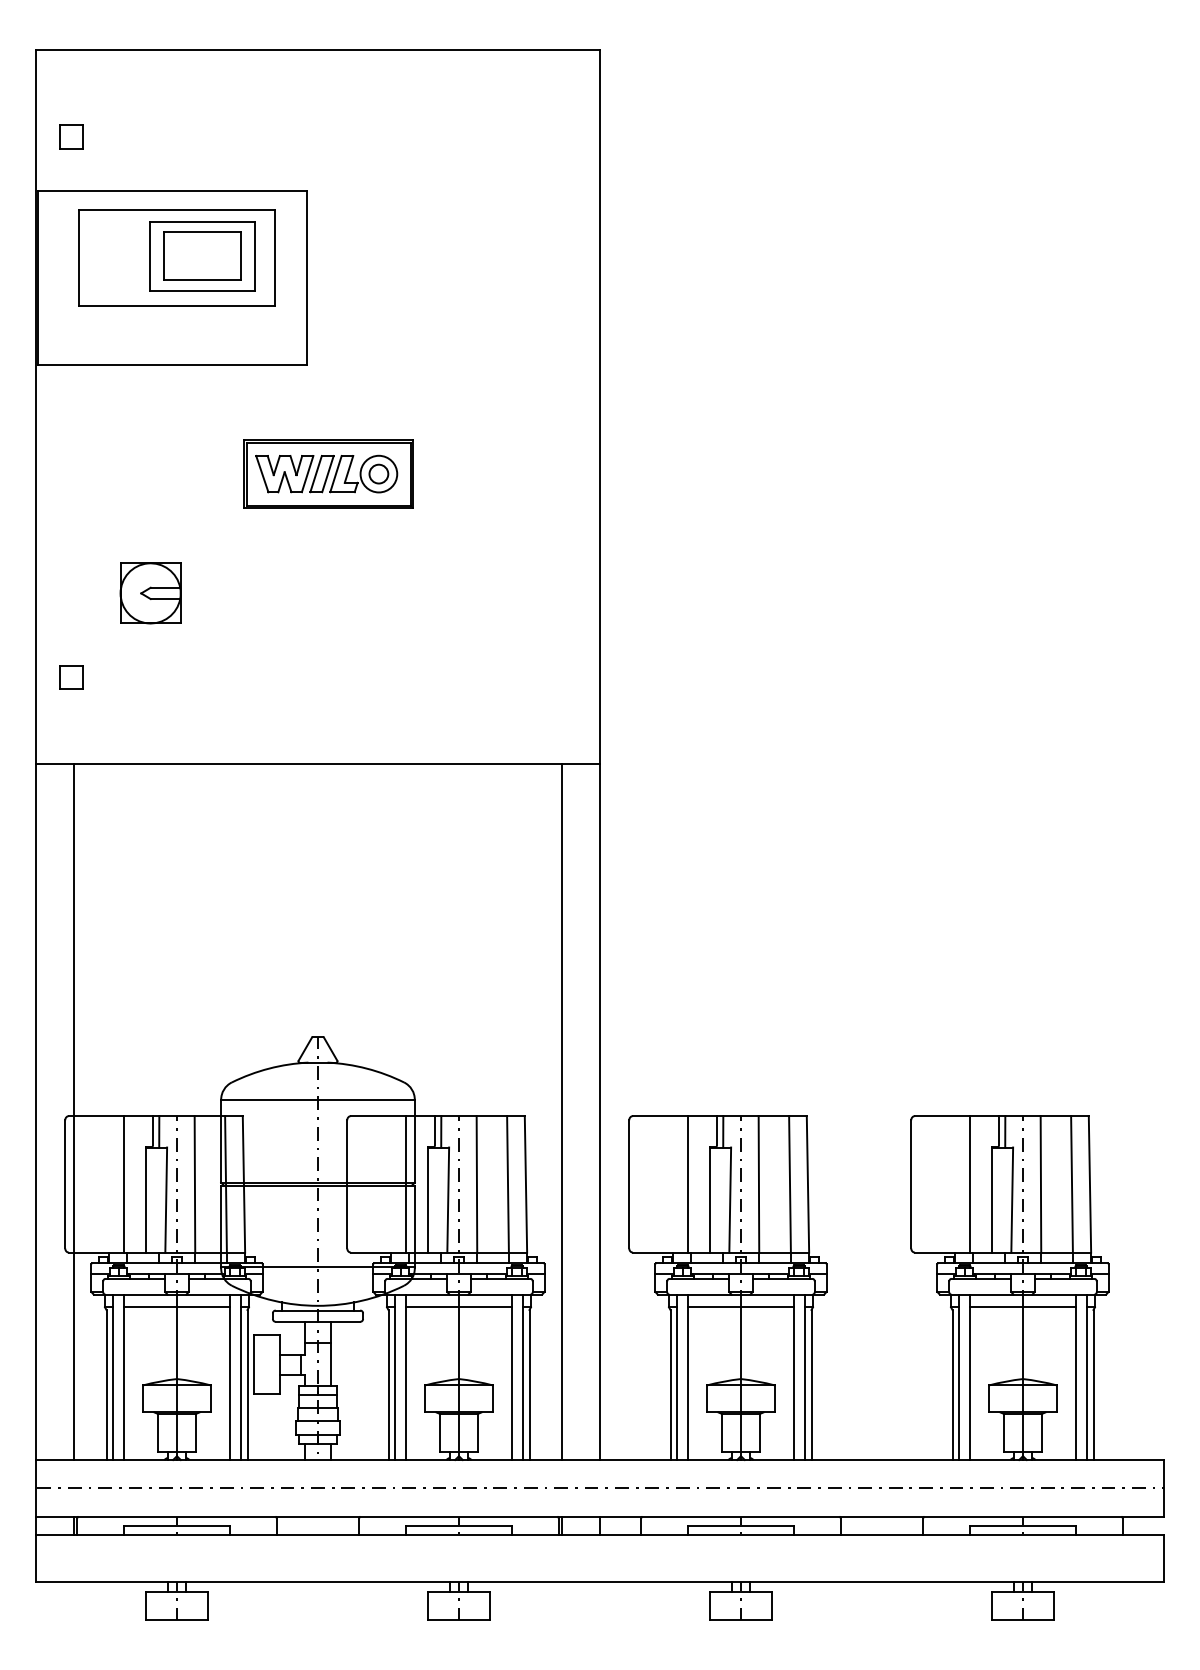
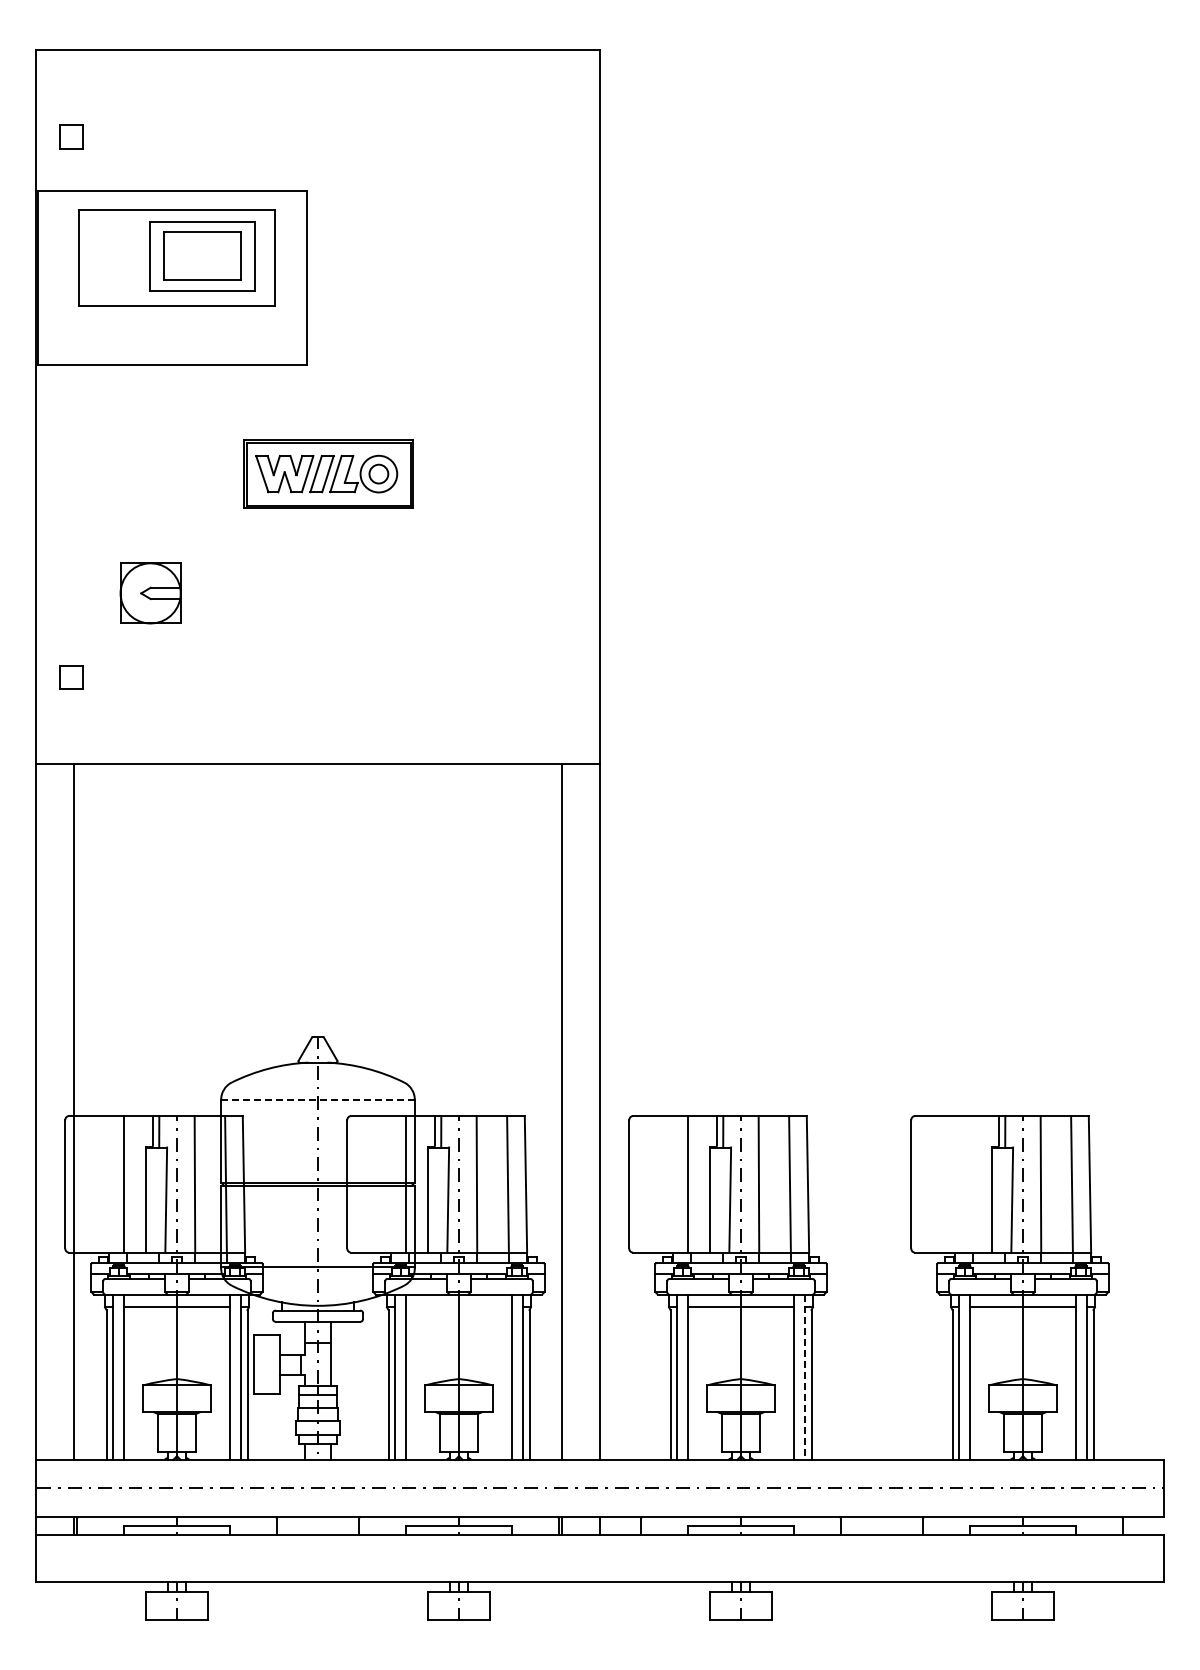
line: solid -> dashed (318, 1099)
line: present -> none (970, 1184)
line: present -> none (458, 1307)
line: solid -> dashed (804, 1377)
